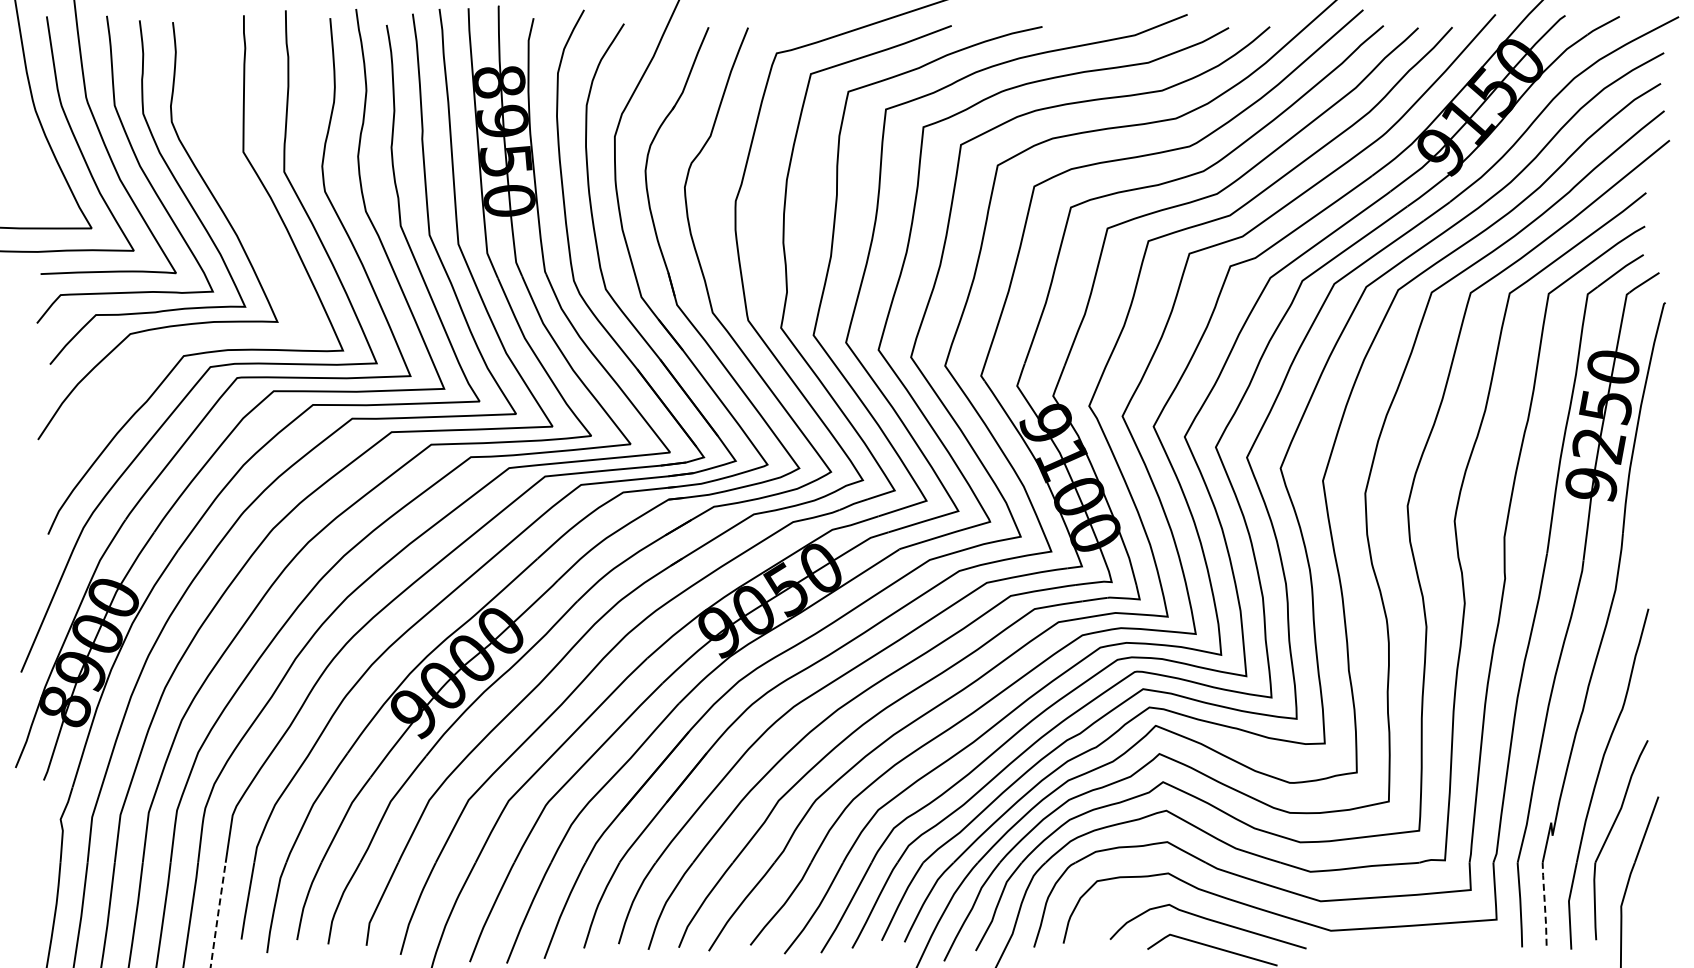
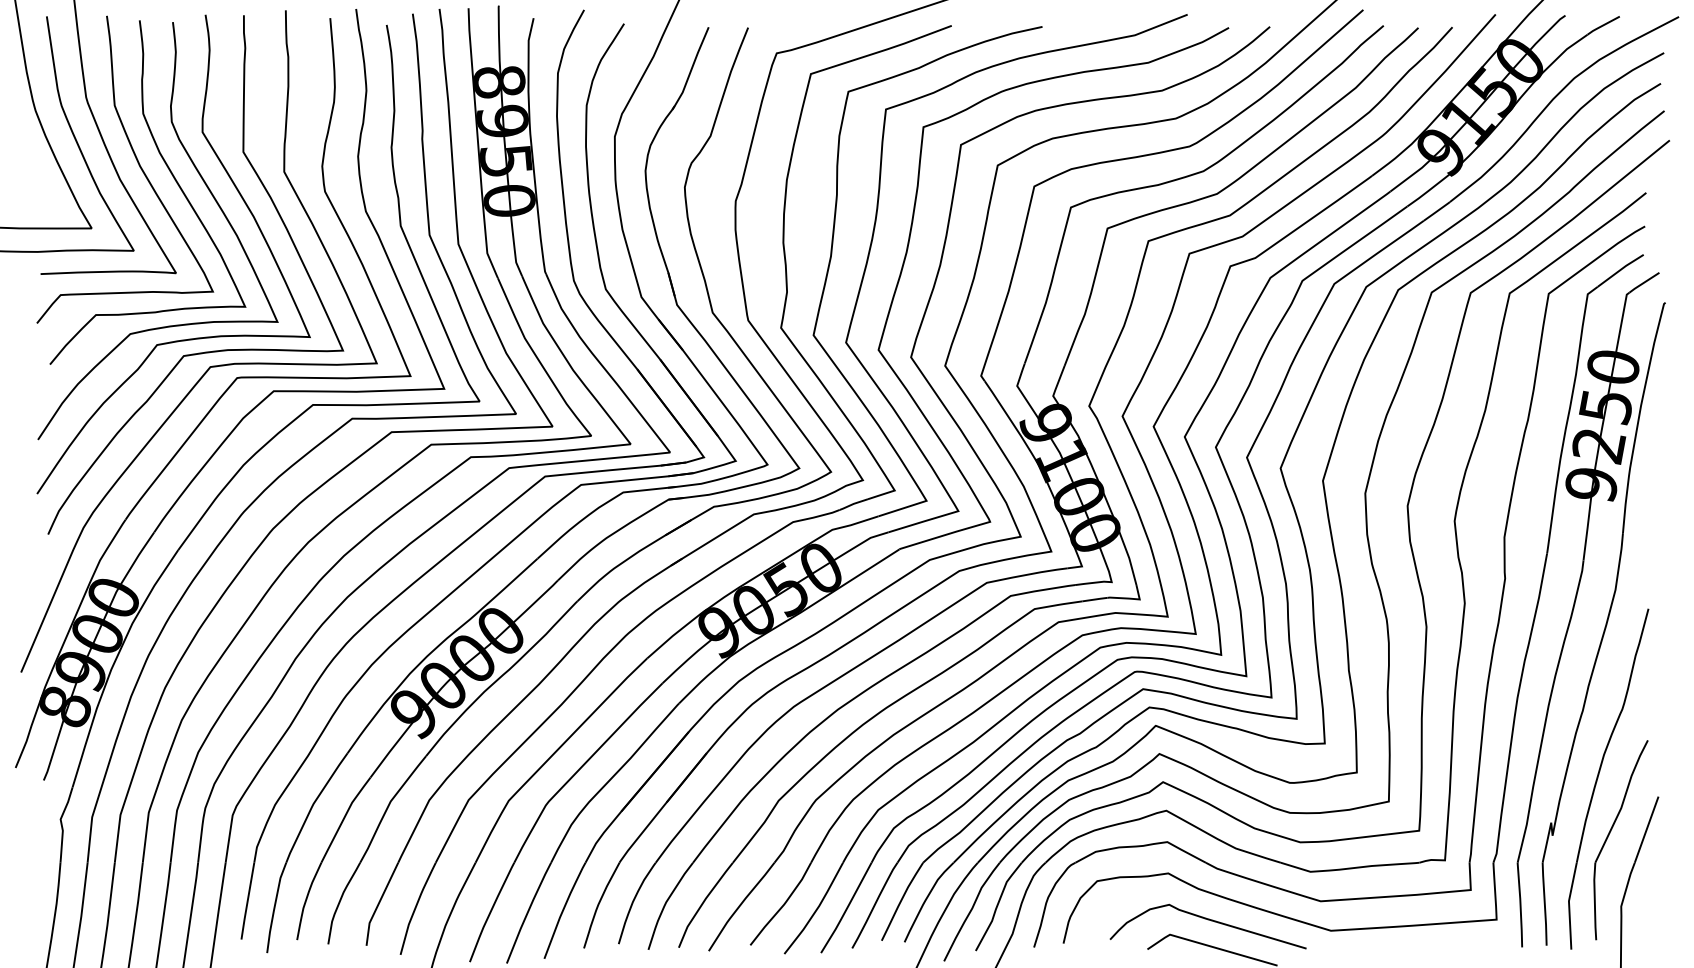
curve: none -> present (188, 338)
line: dashed -> solid (1544, 903)
line: dashed -> solid (218, 914)
